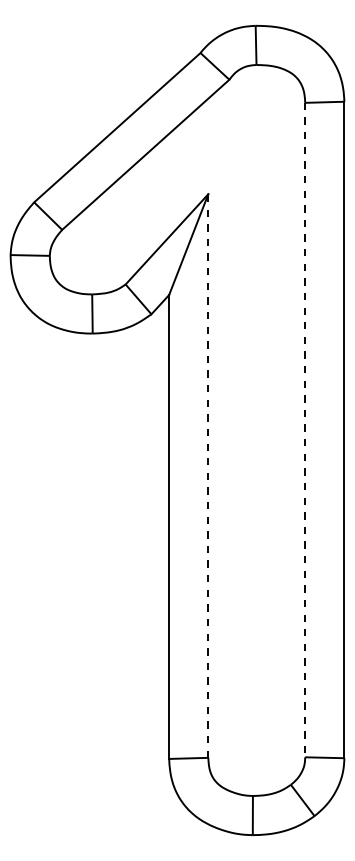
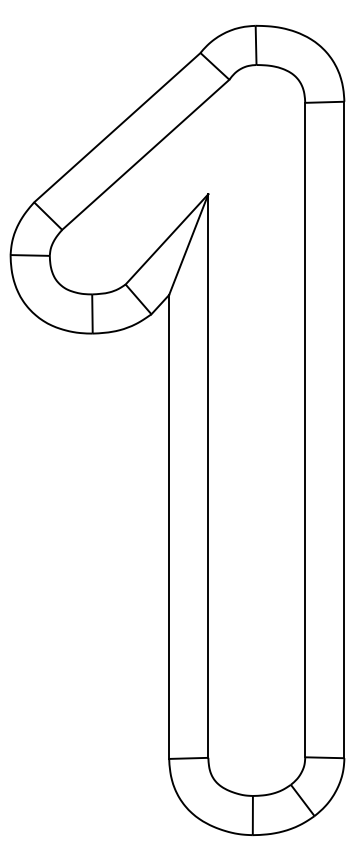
line: dashed -> solid (305, 430)
line: dashed -> solid (208, 476)
